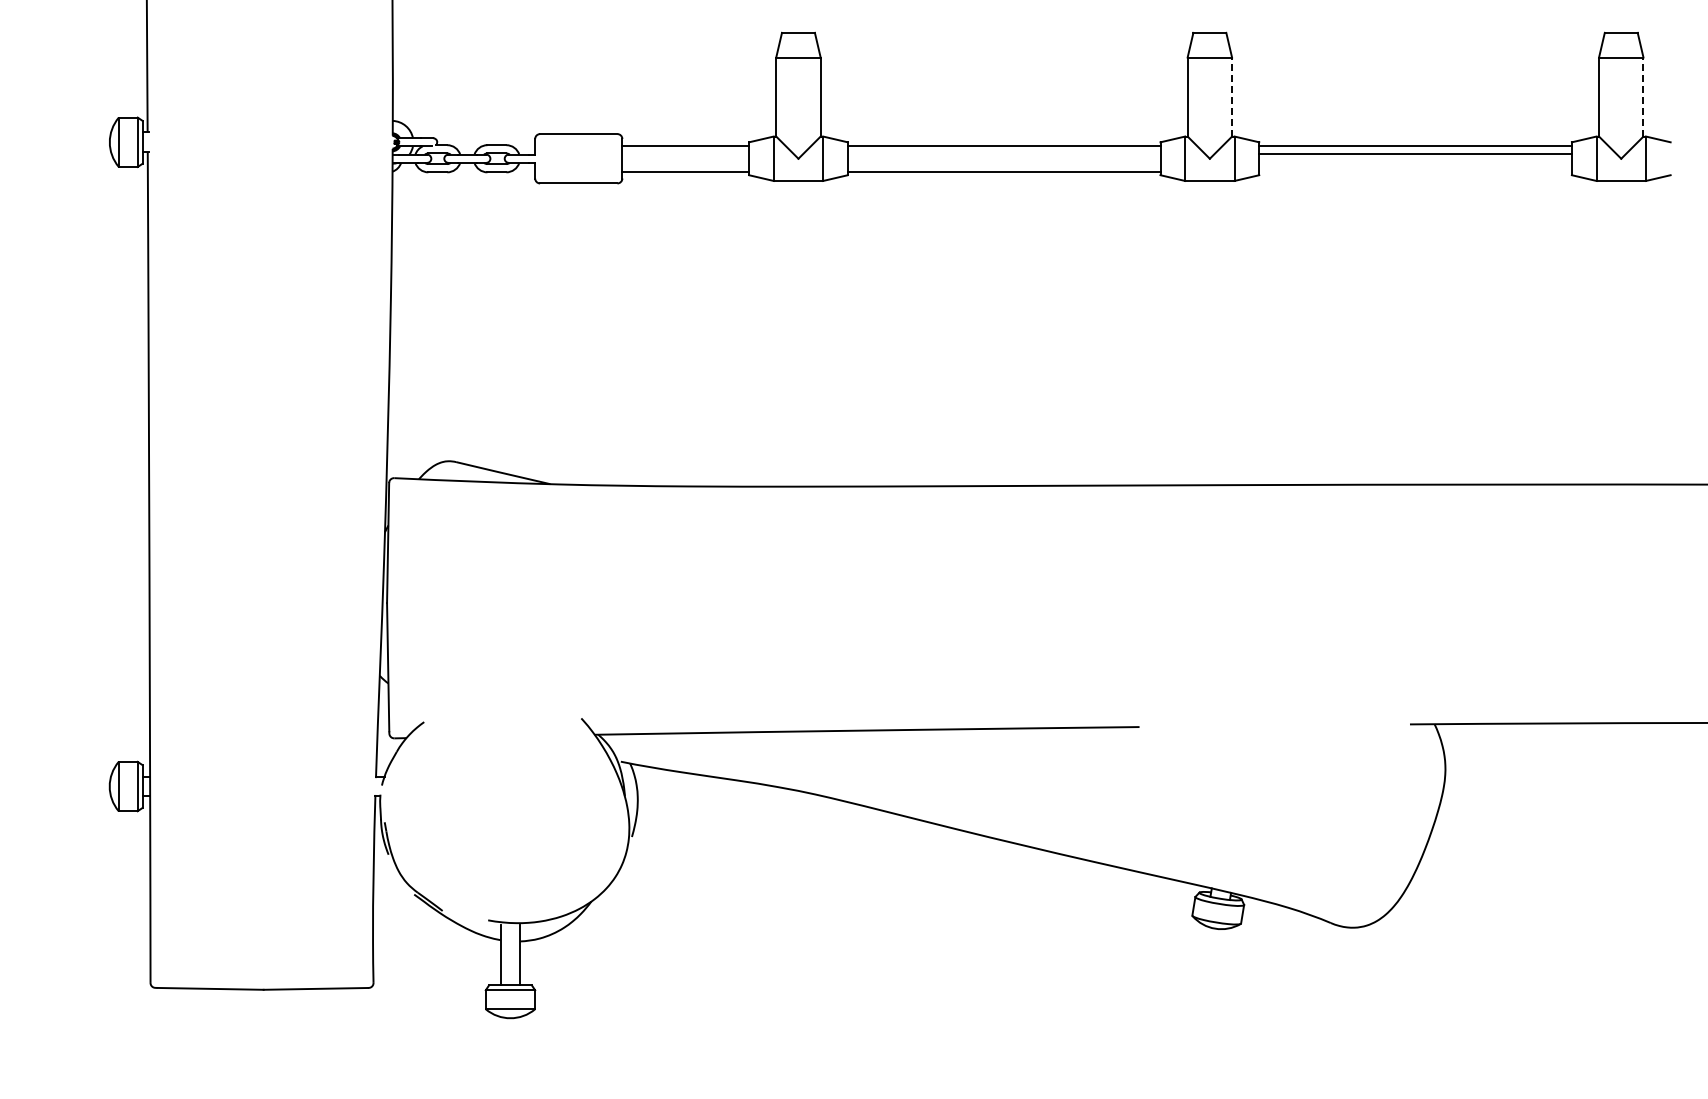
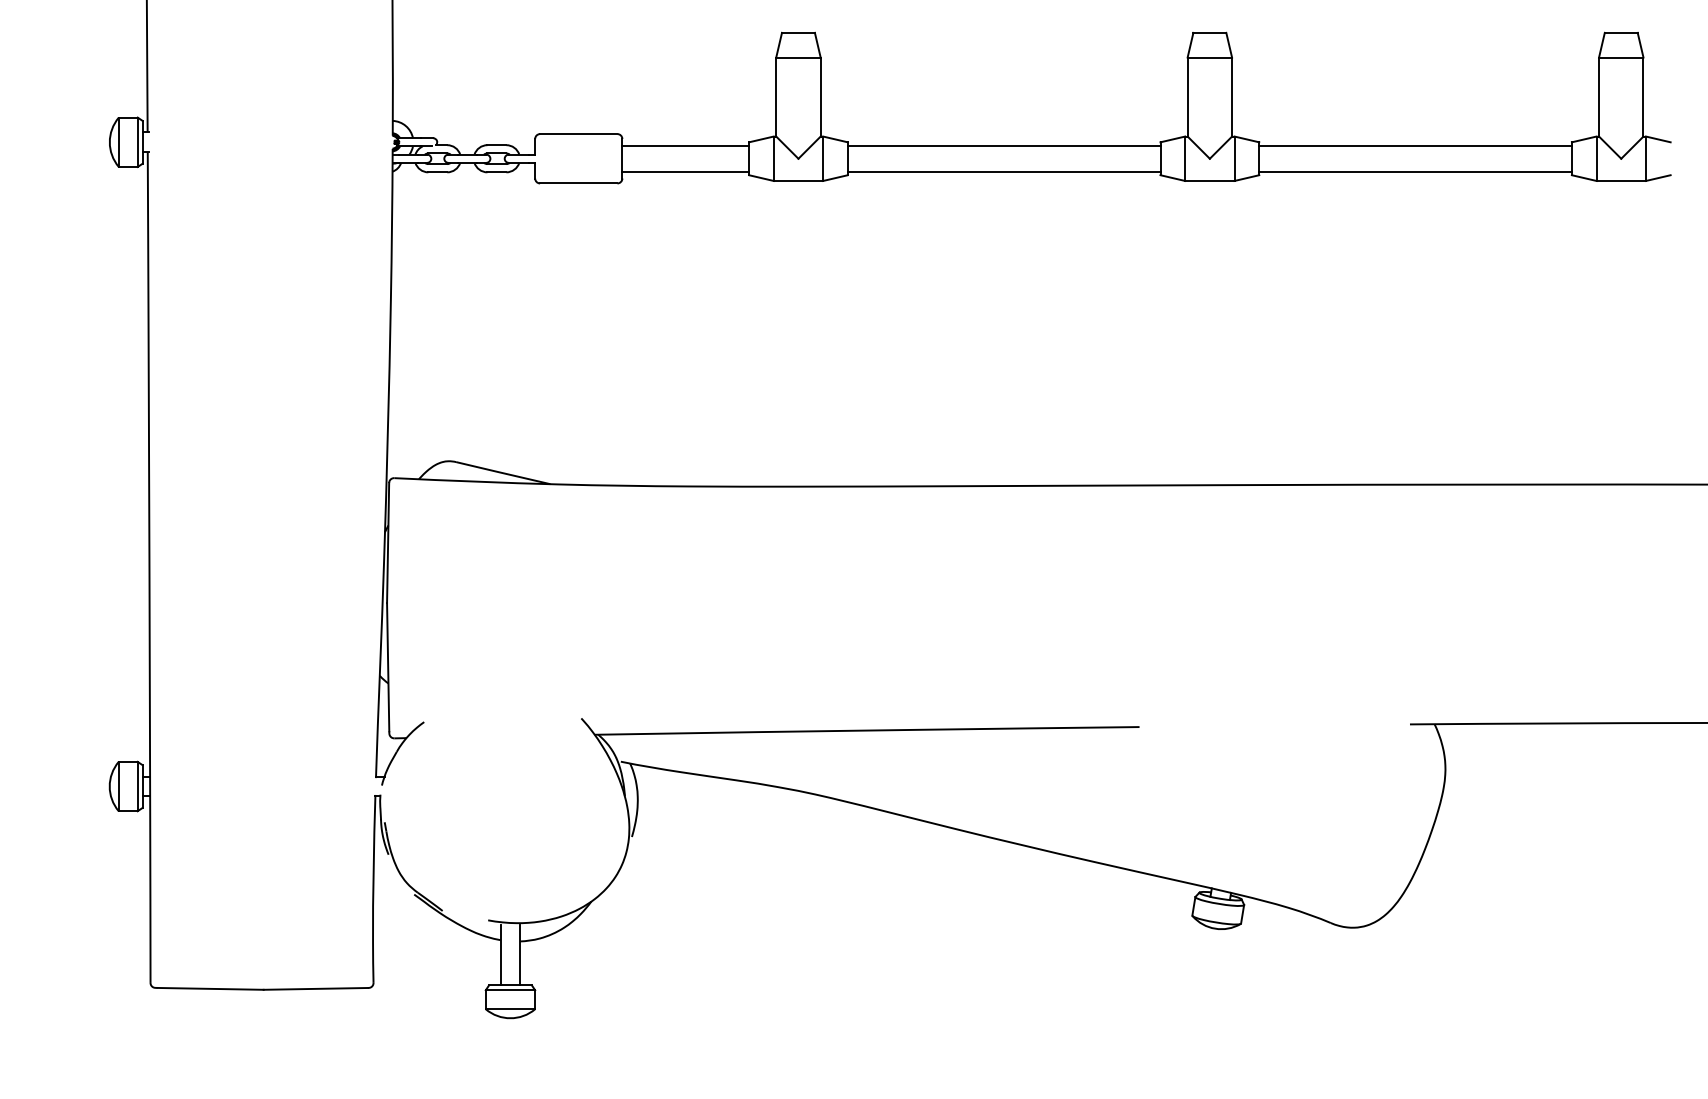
line: dashed -> solid (1232, 96)
line: dashed -> solid (1643, 96)
line position: (1415, 153) -> (1415, 171) (1415, 171)
